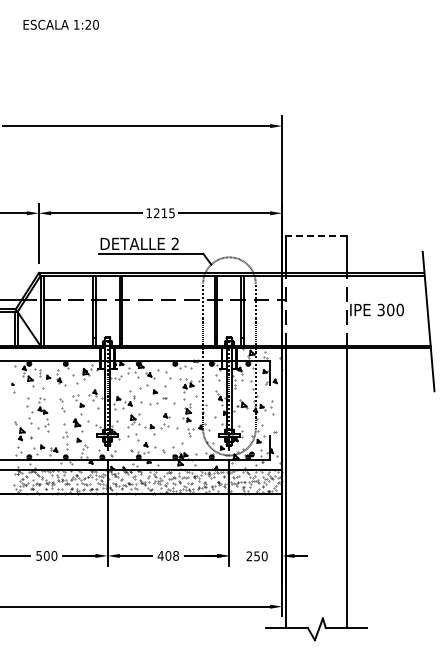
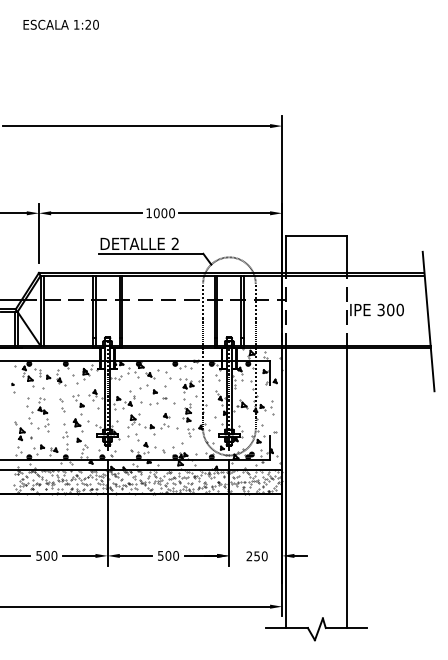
text: 1215 -> 1000 (163, 213)
line: dashed -> solid (315, 236)
text: 408 -> 500 (168, 555)
